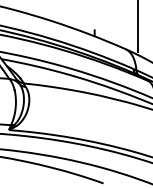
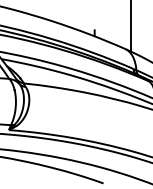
line position: (138, 26) -> (131, 26) (131, 26)
